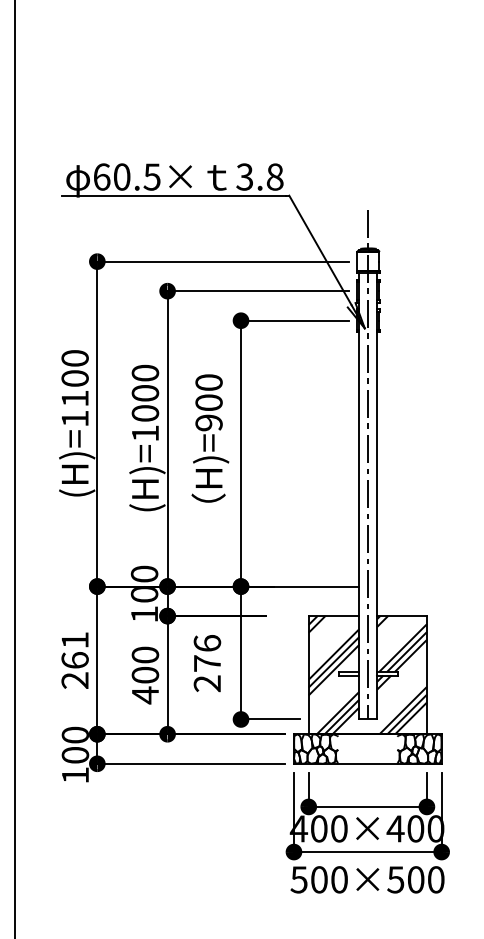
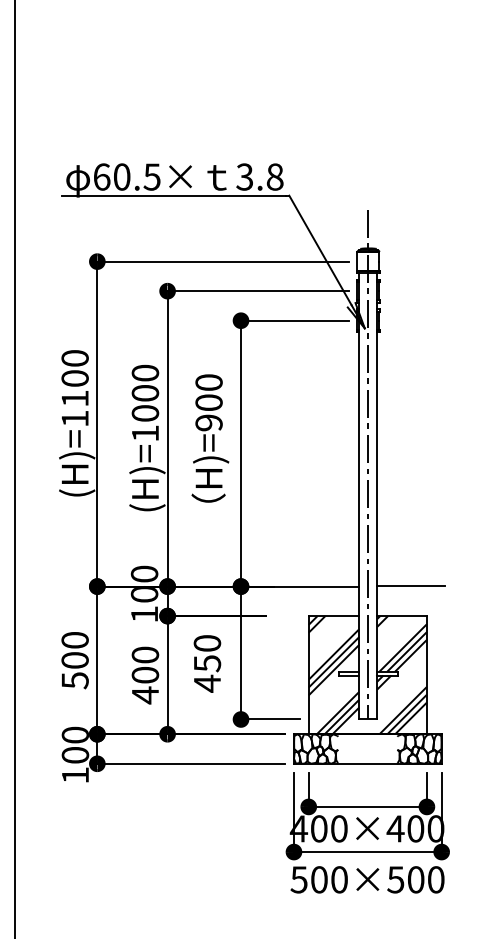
line: none -> present (410, 585)
text: 261 -> 500 (74, 660)
text: 276 -> 450 (207, 663)
